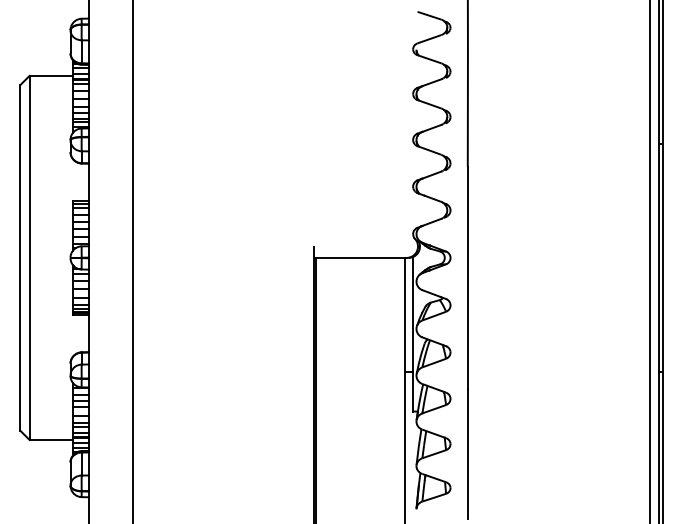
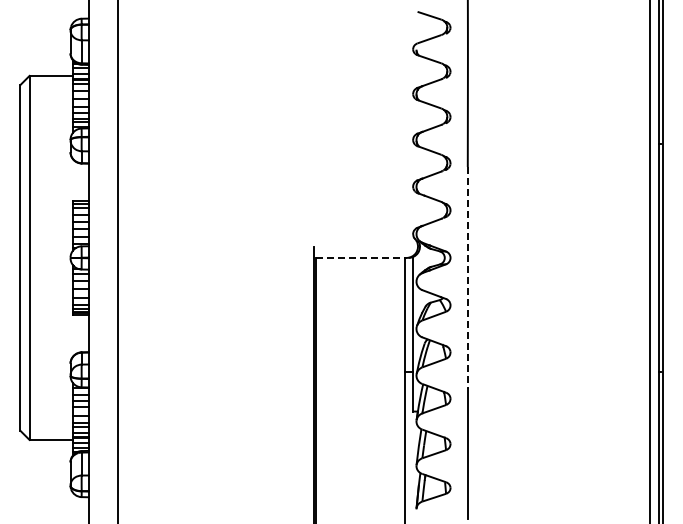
line: solid -> dashed (361, 257)
line position: (133, 261) -> (118, 261) (118, 261)
line: solid -> dashed (467, 278)
